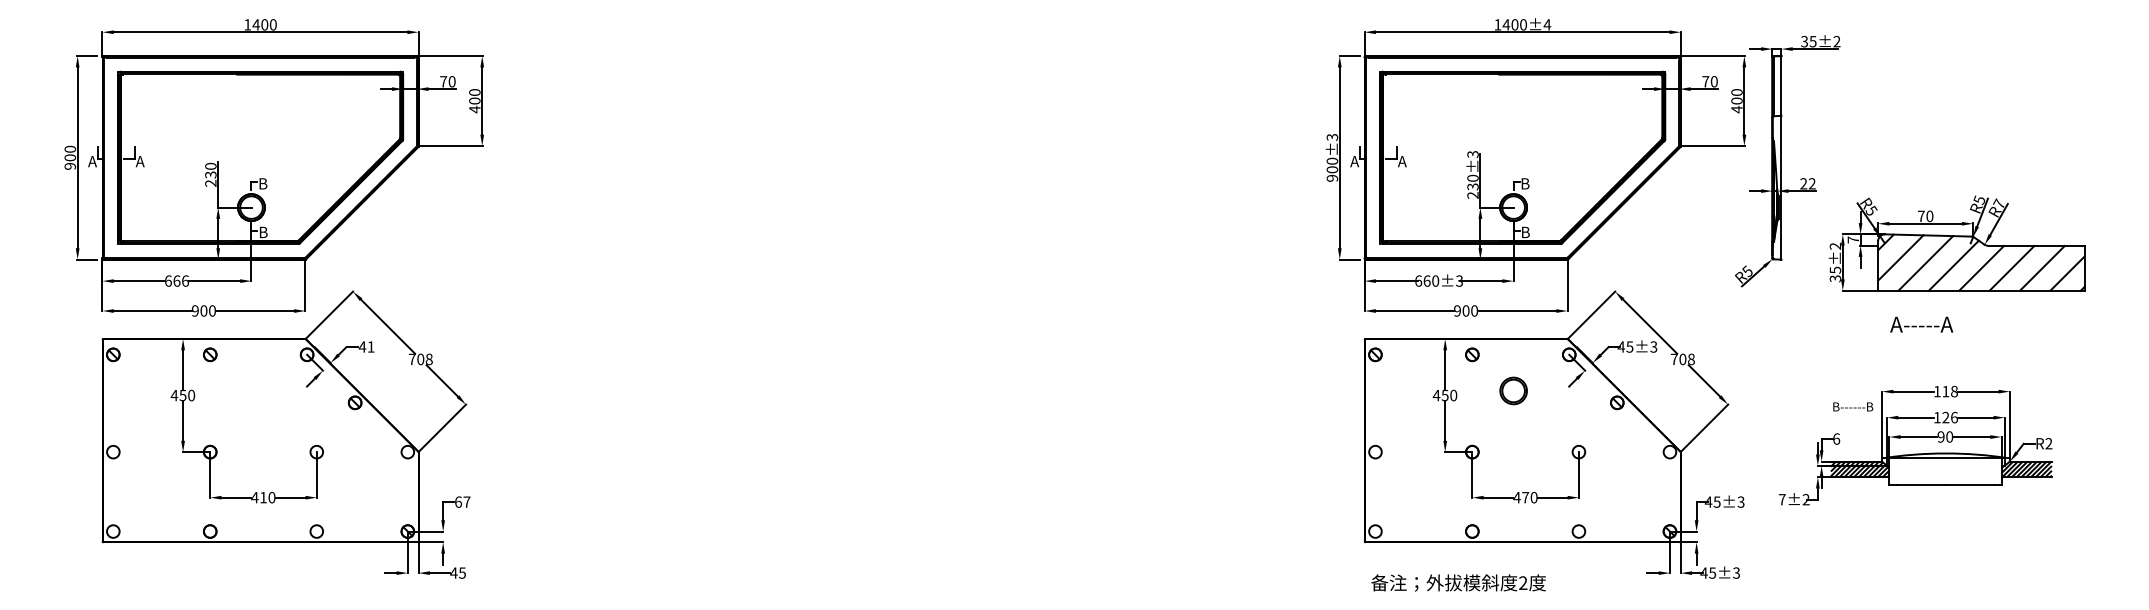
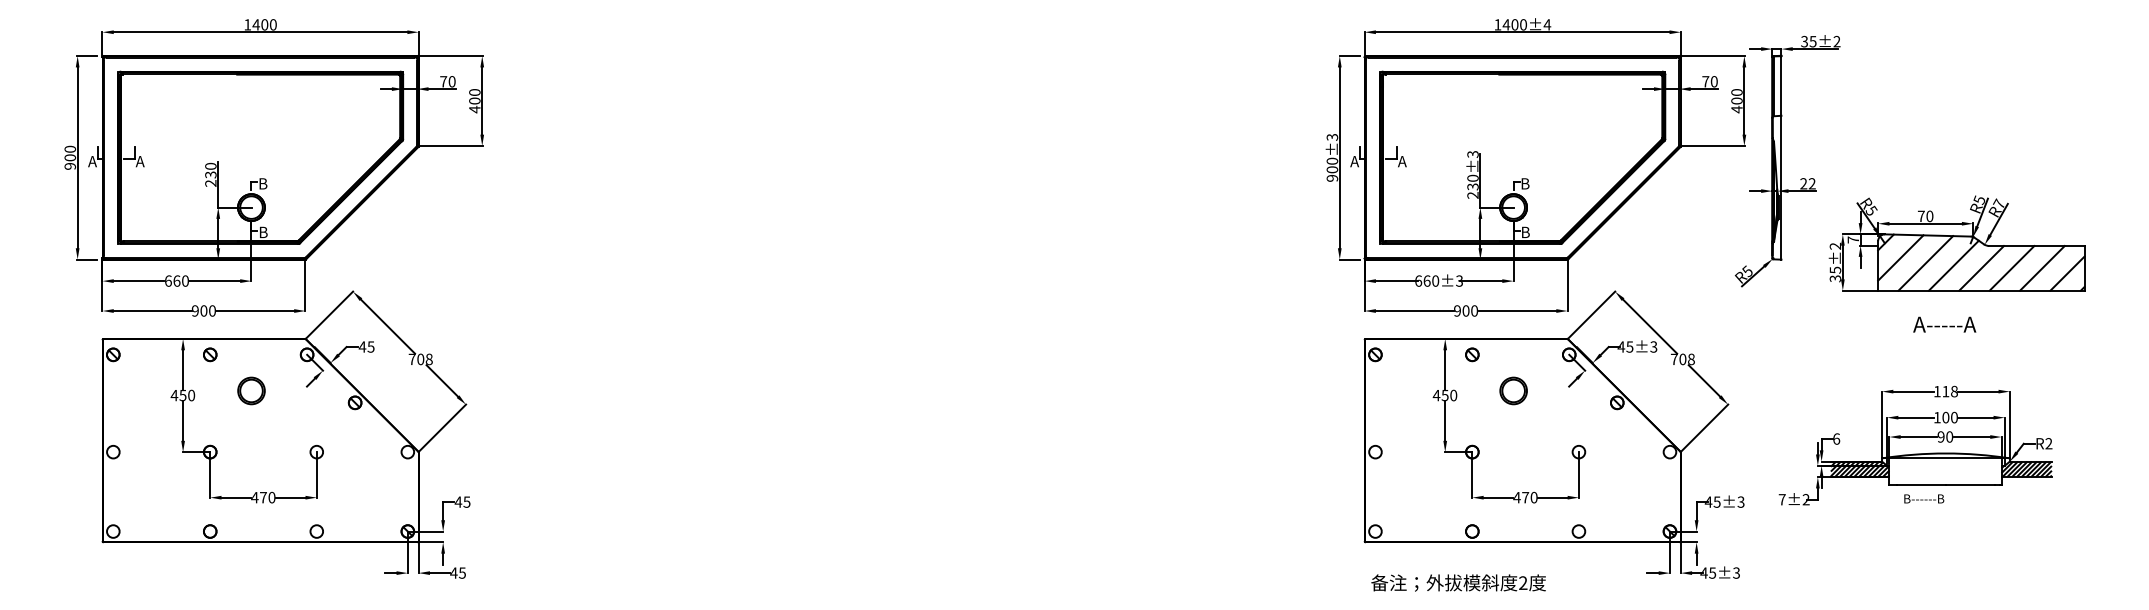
text: 666 -> 660 (185, 280)
text position: (1921, 324) -> (1944, 324) (1944, 324)
text: 41 -> 45 (370, 346)
part: none -> present (251, 390)
text position: (1853, 406) -> (1924, 498) (1924, 498)
text: 126 -> 100 (1949, 417)
text: 410 -> 470 (263, 497)
text: 67 -> 45 (462, 501)
